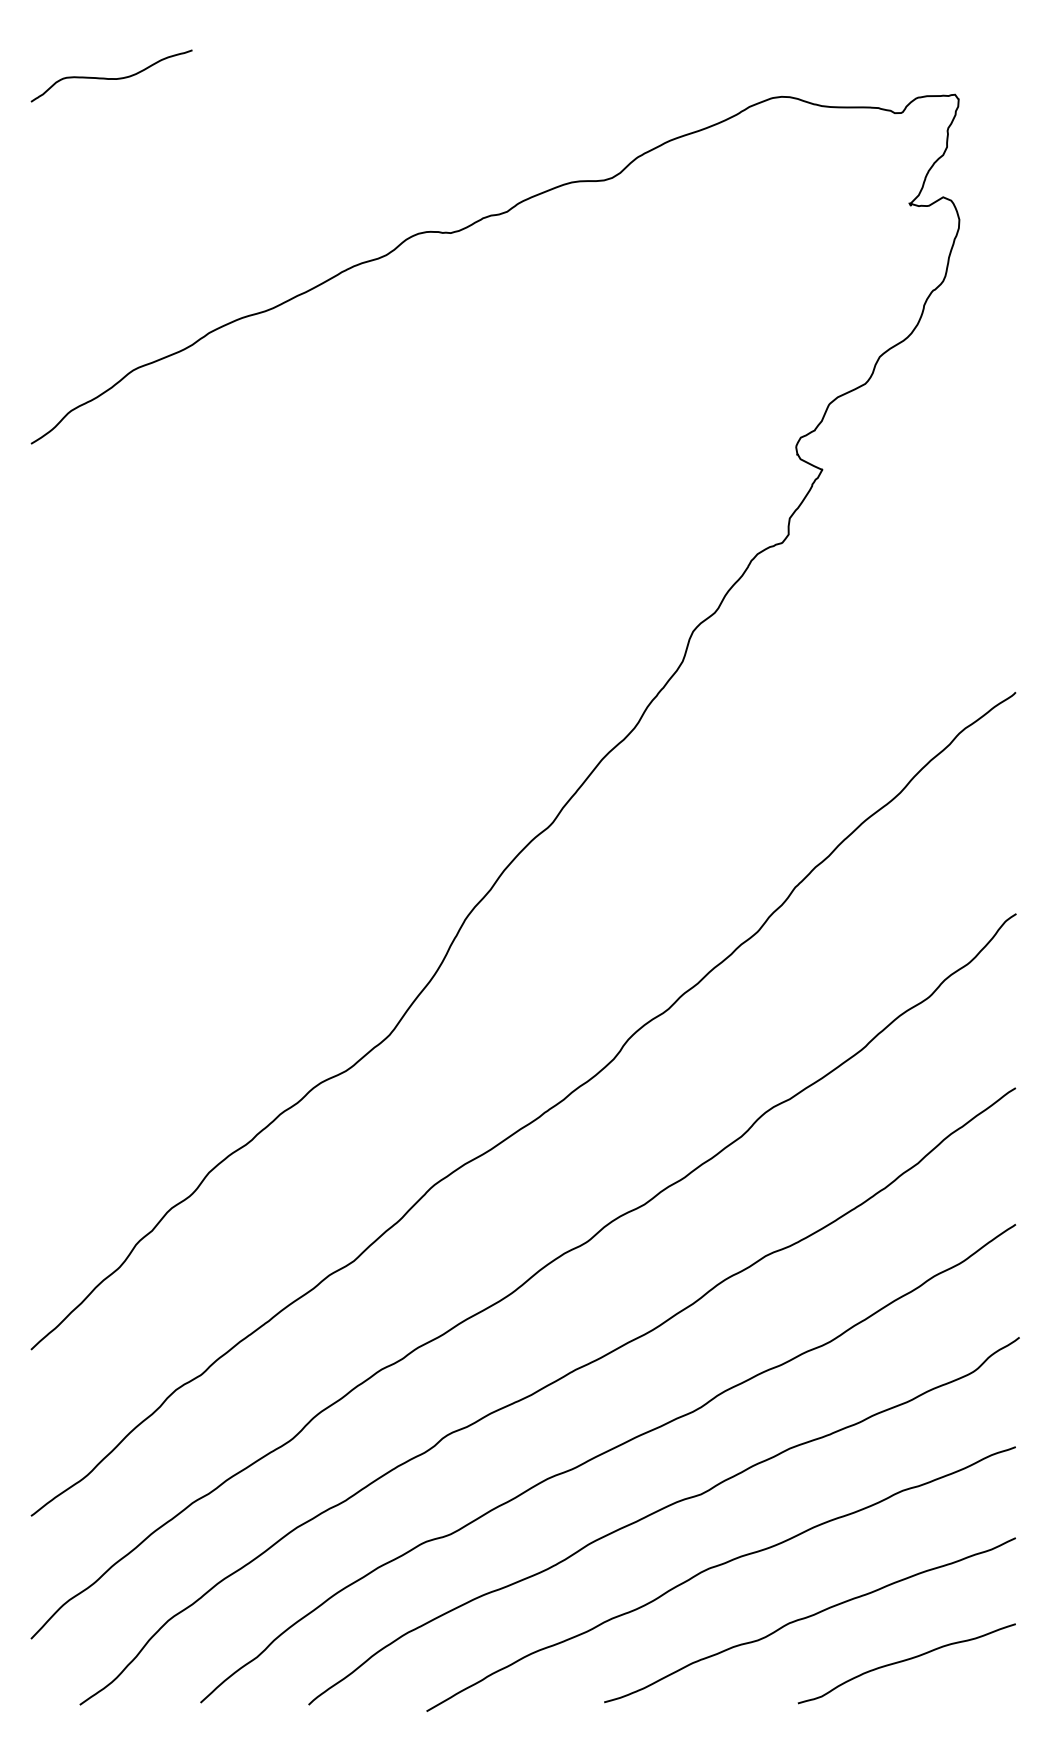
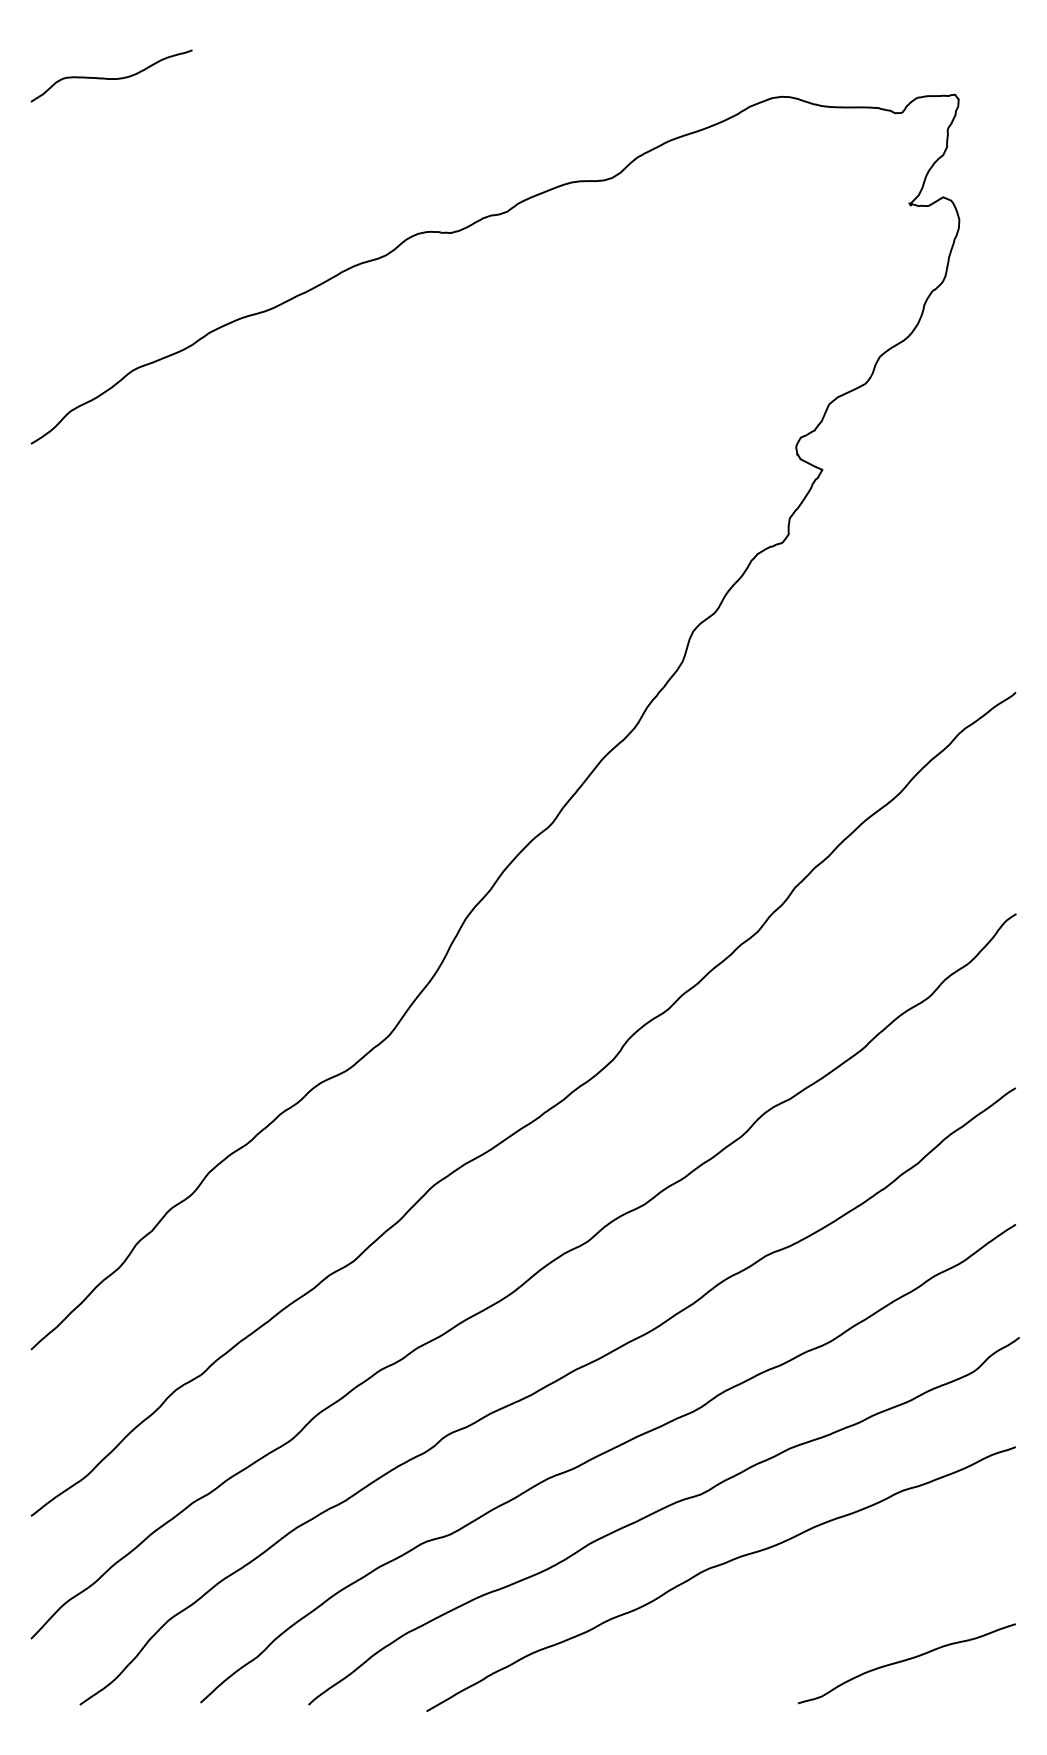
curve: present -> none (807, 1618)
